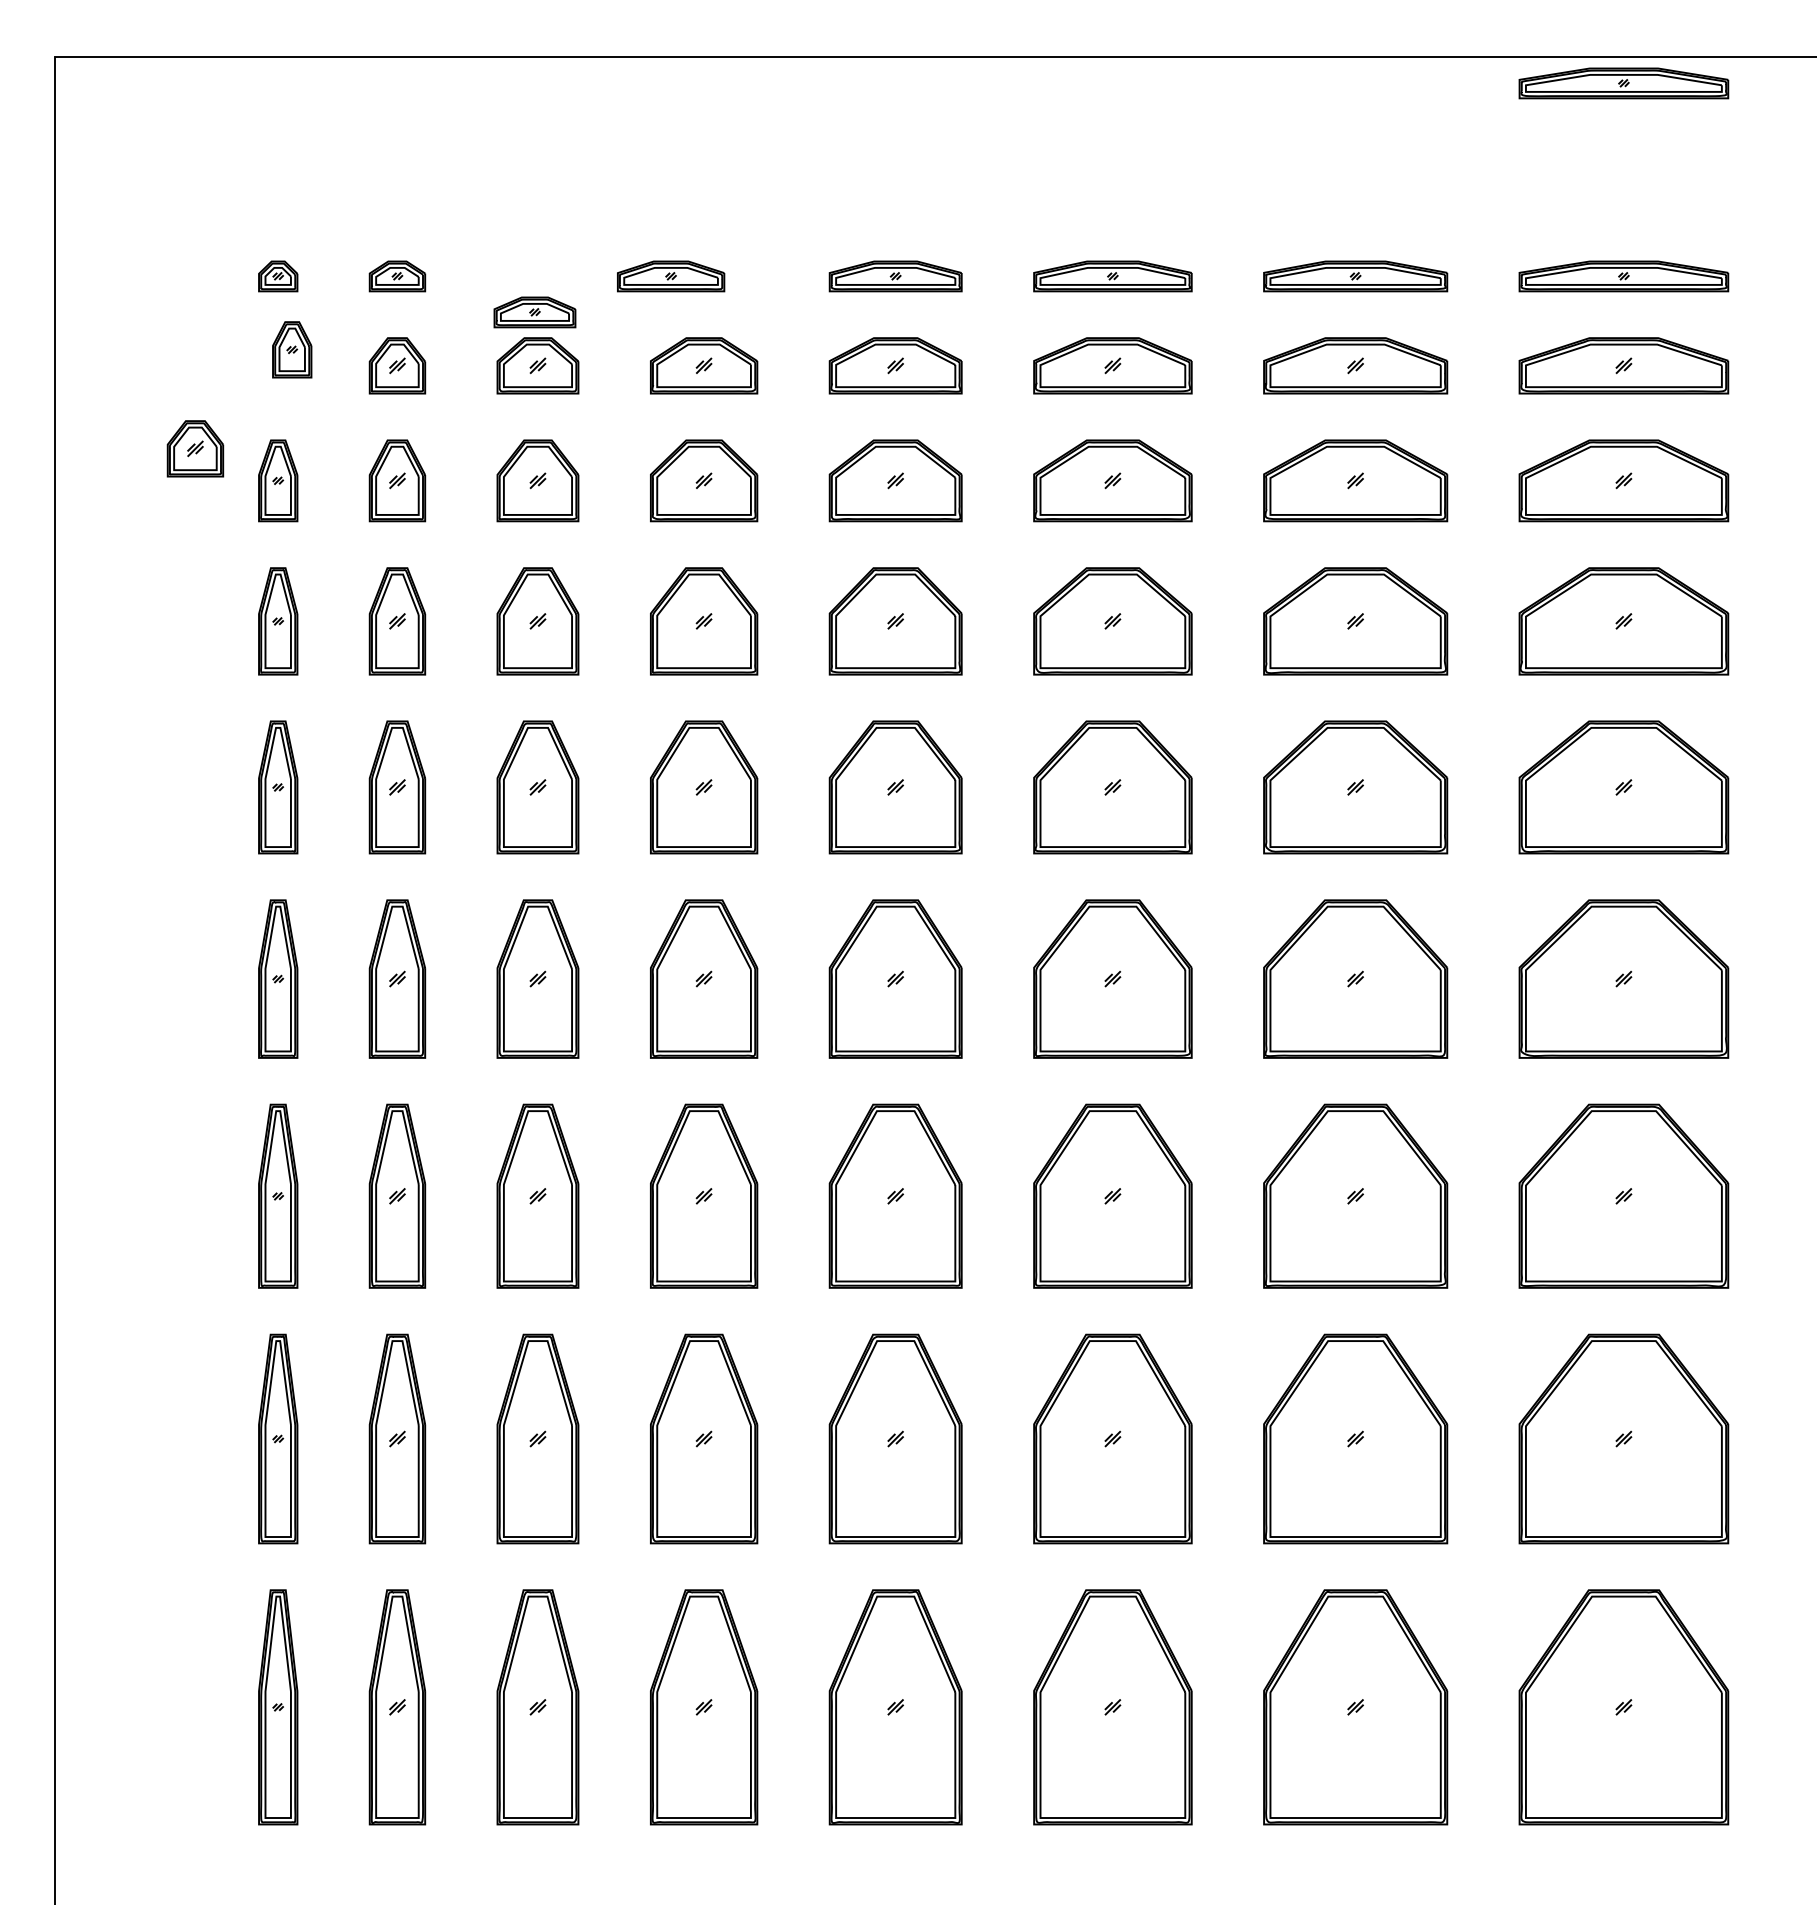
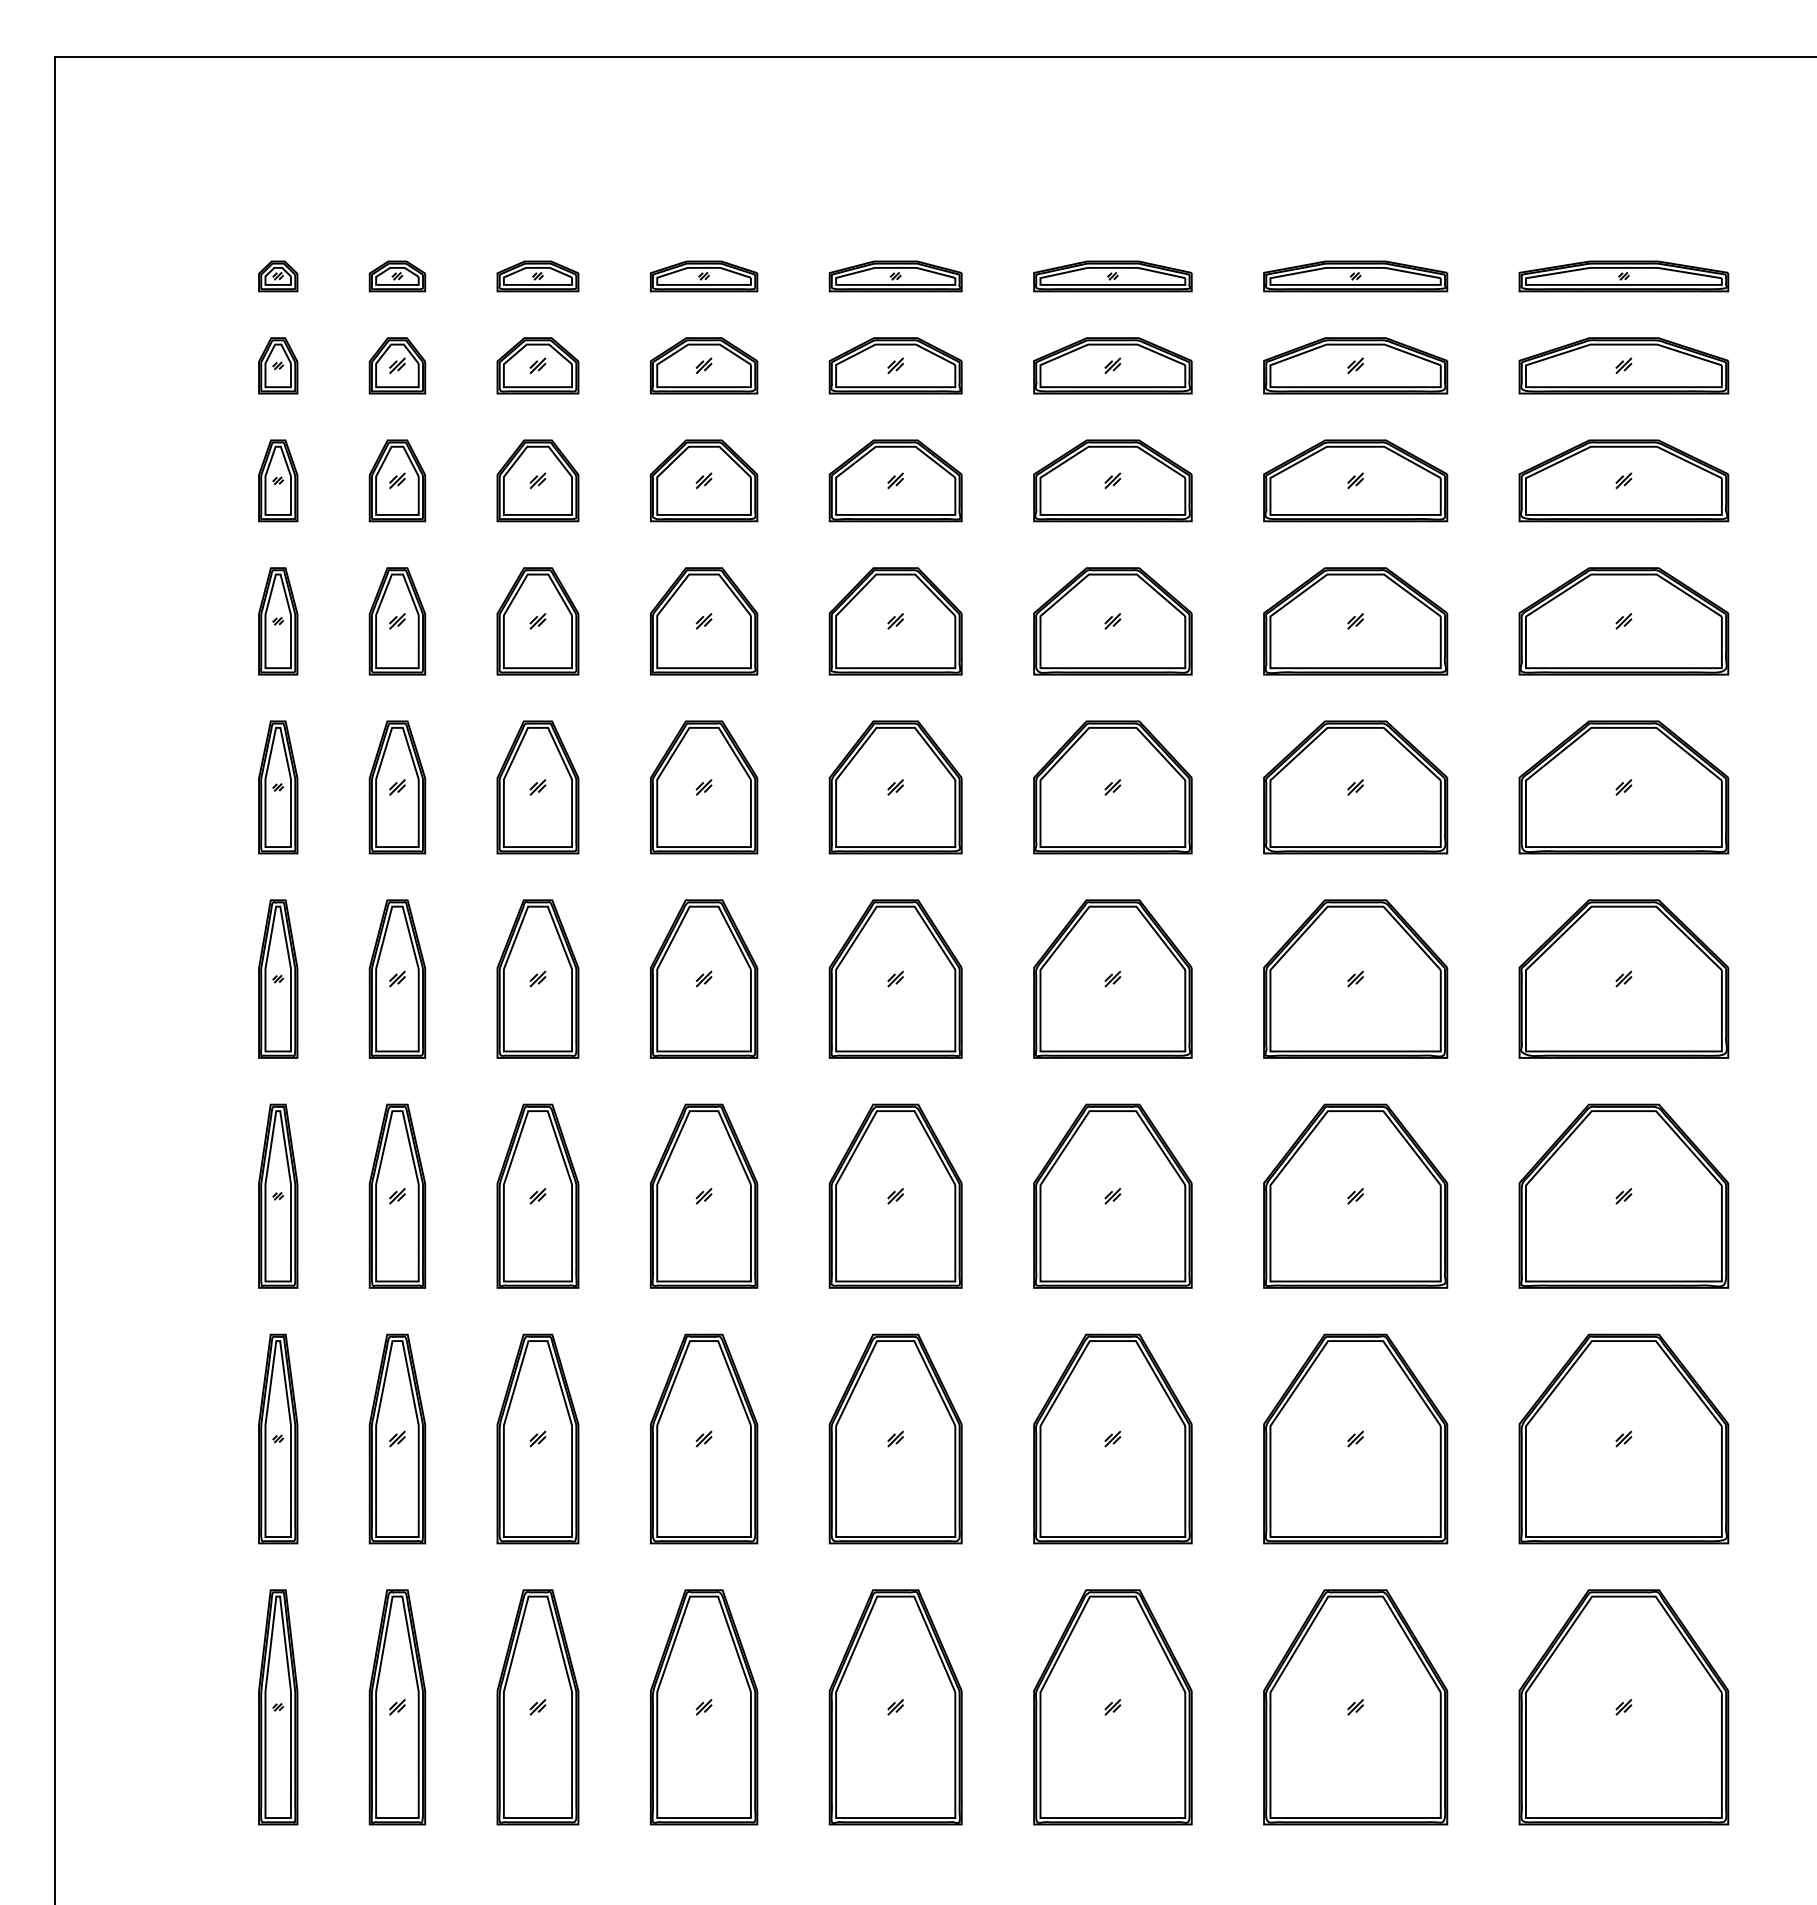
part: present -> none (1623, 83)
part position: (671, 276) -> (704, 276) (704, 276)
part position: (534, 312) -> (537, 276) (537, 276)
part position: (292, 349) -> (278, 365) (278, 365)
part: present -> none (195, 448)
